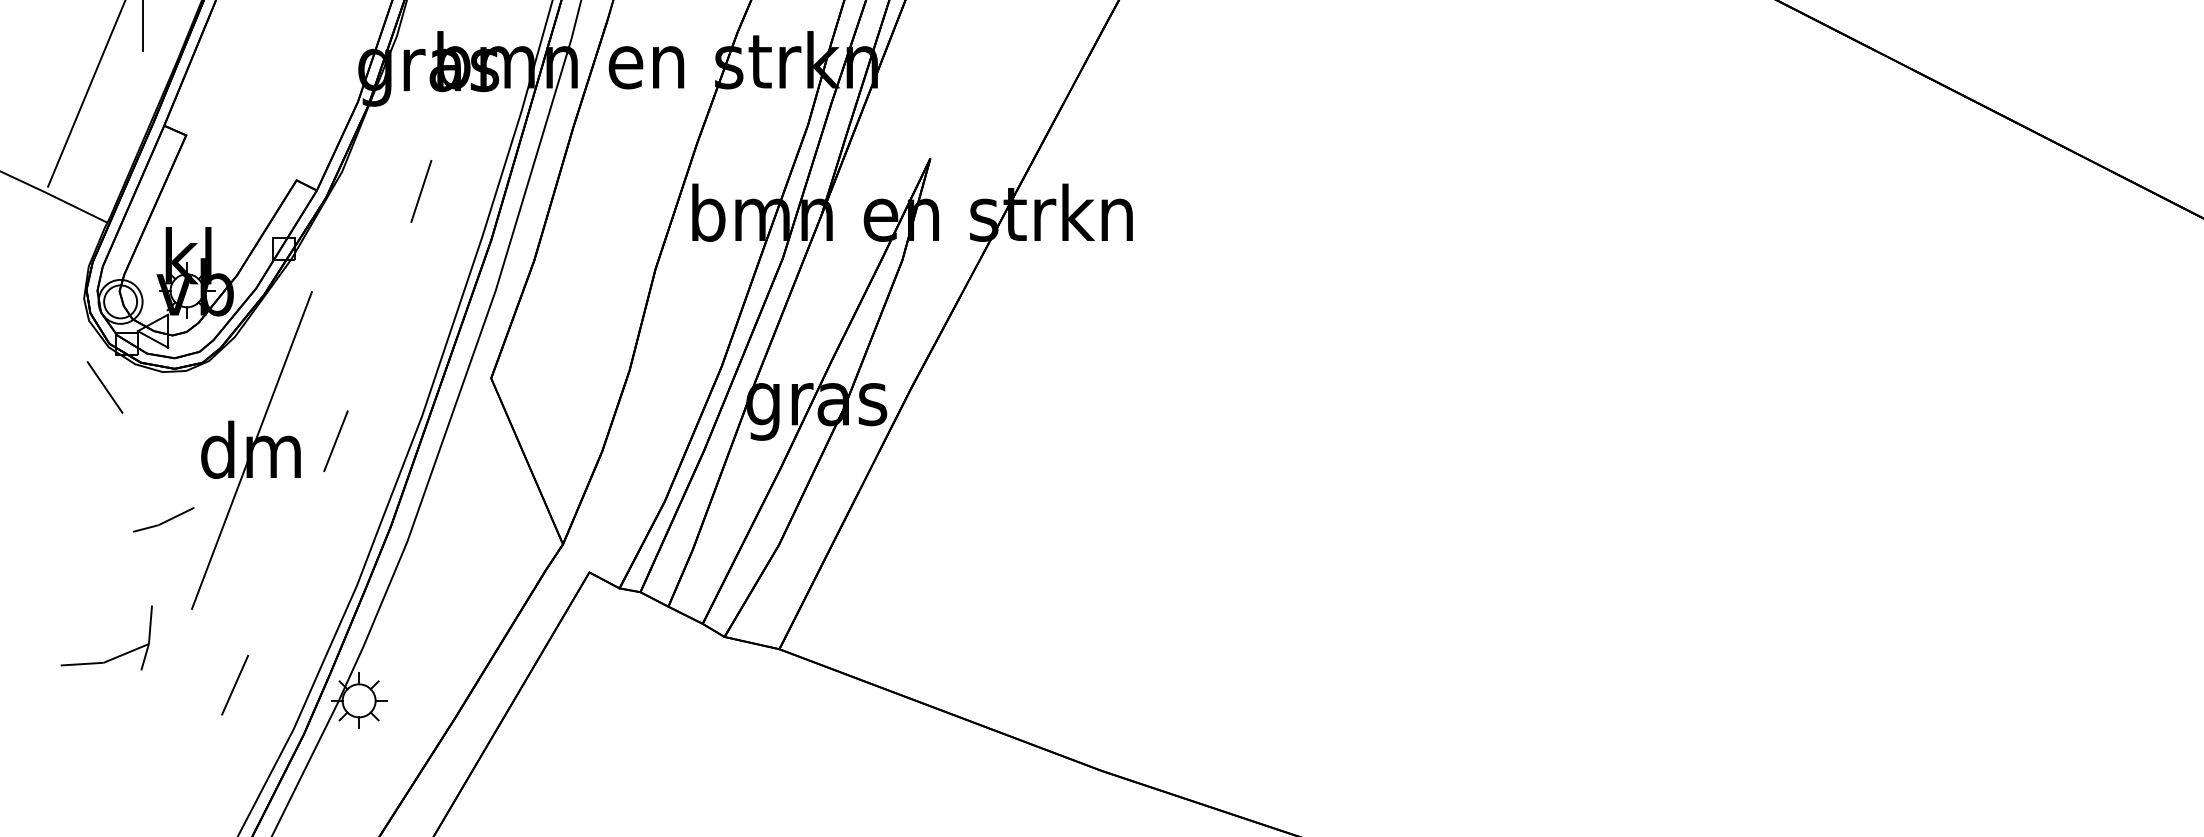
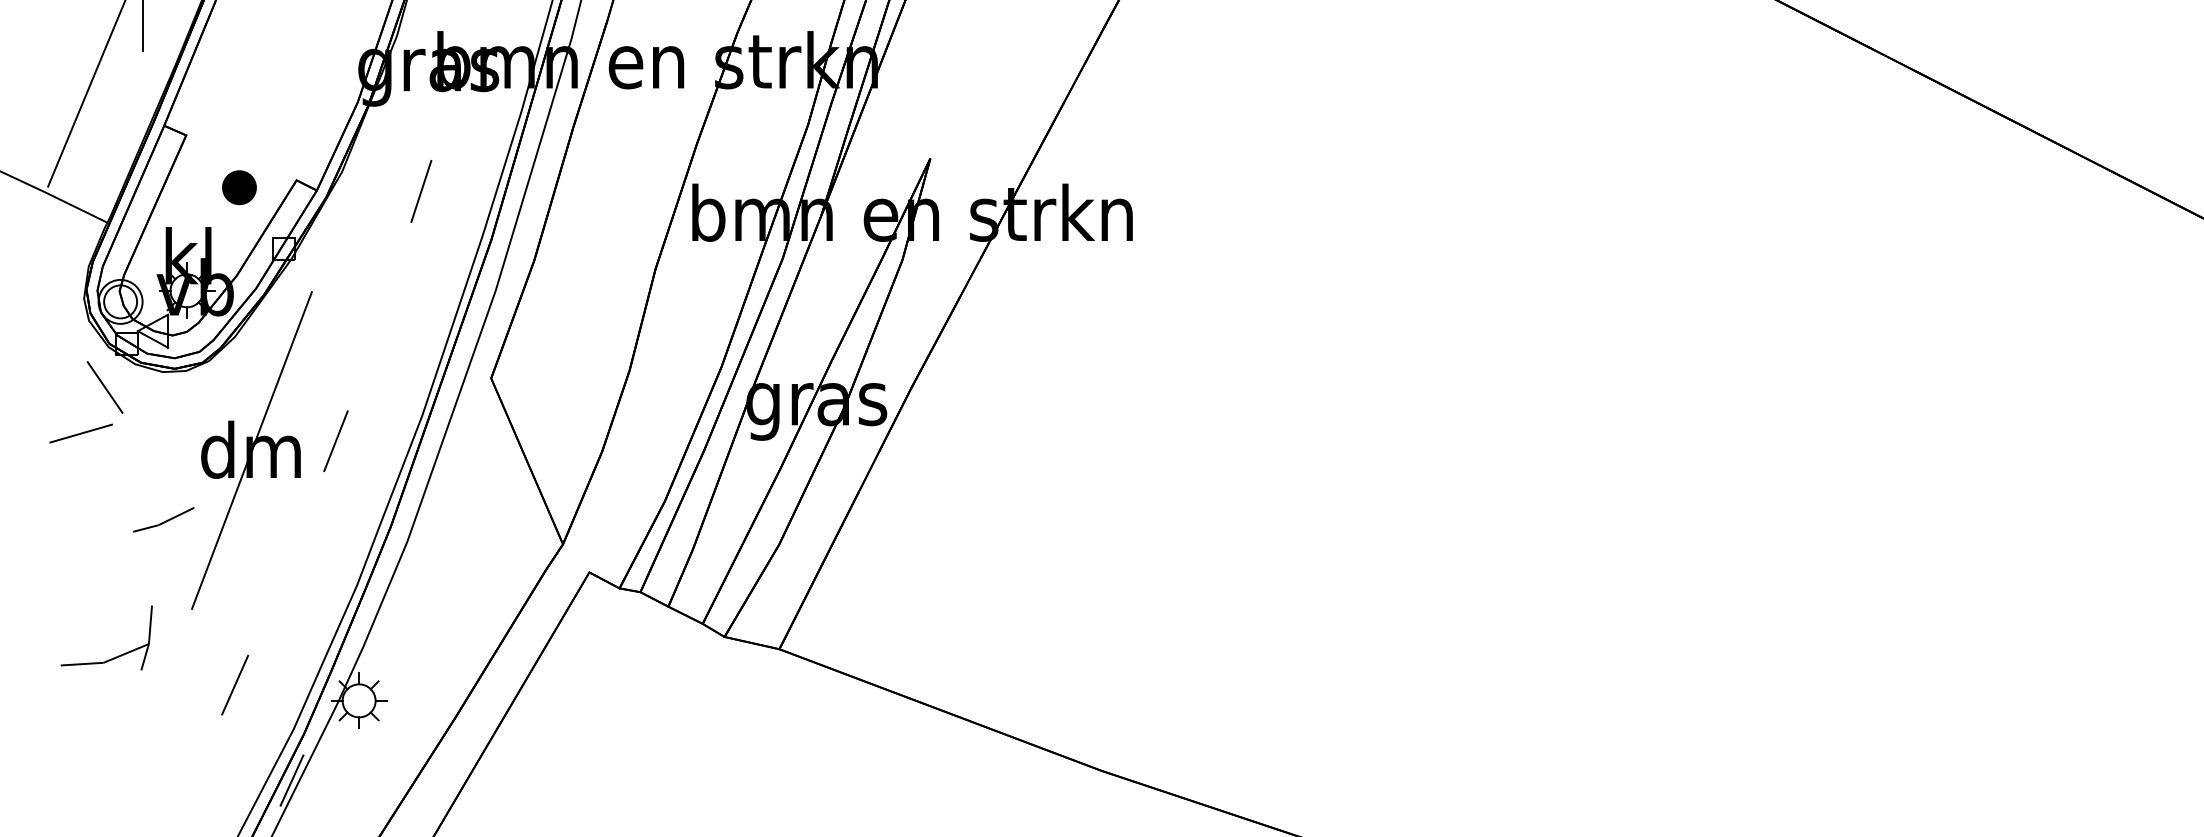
part: none -> present (239, 187)
line: none -> present (80, 433)
line: none -> present (291, 780)
